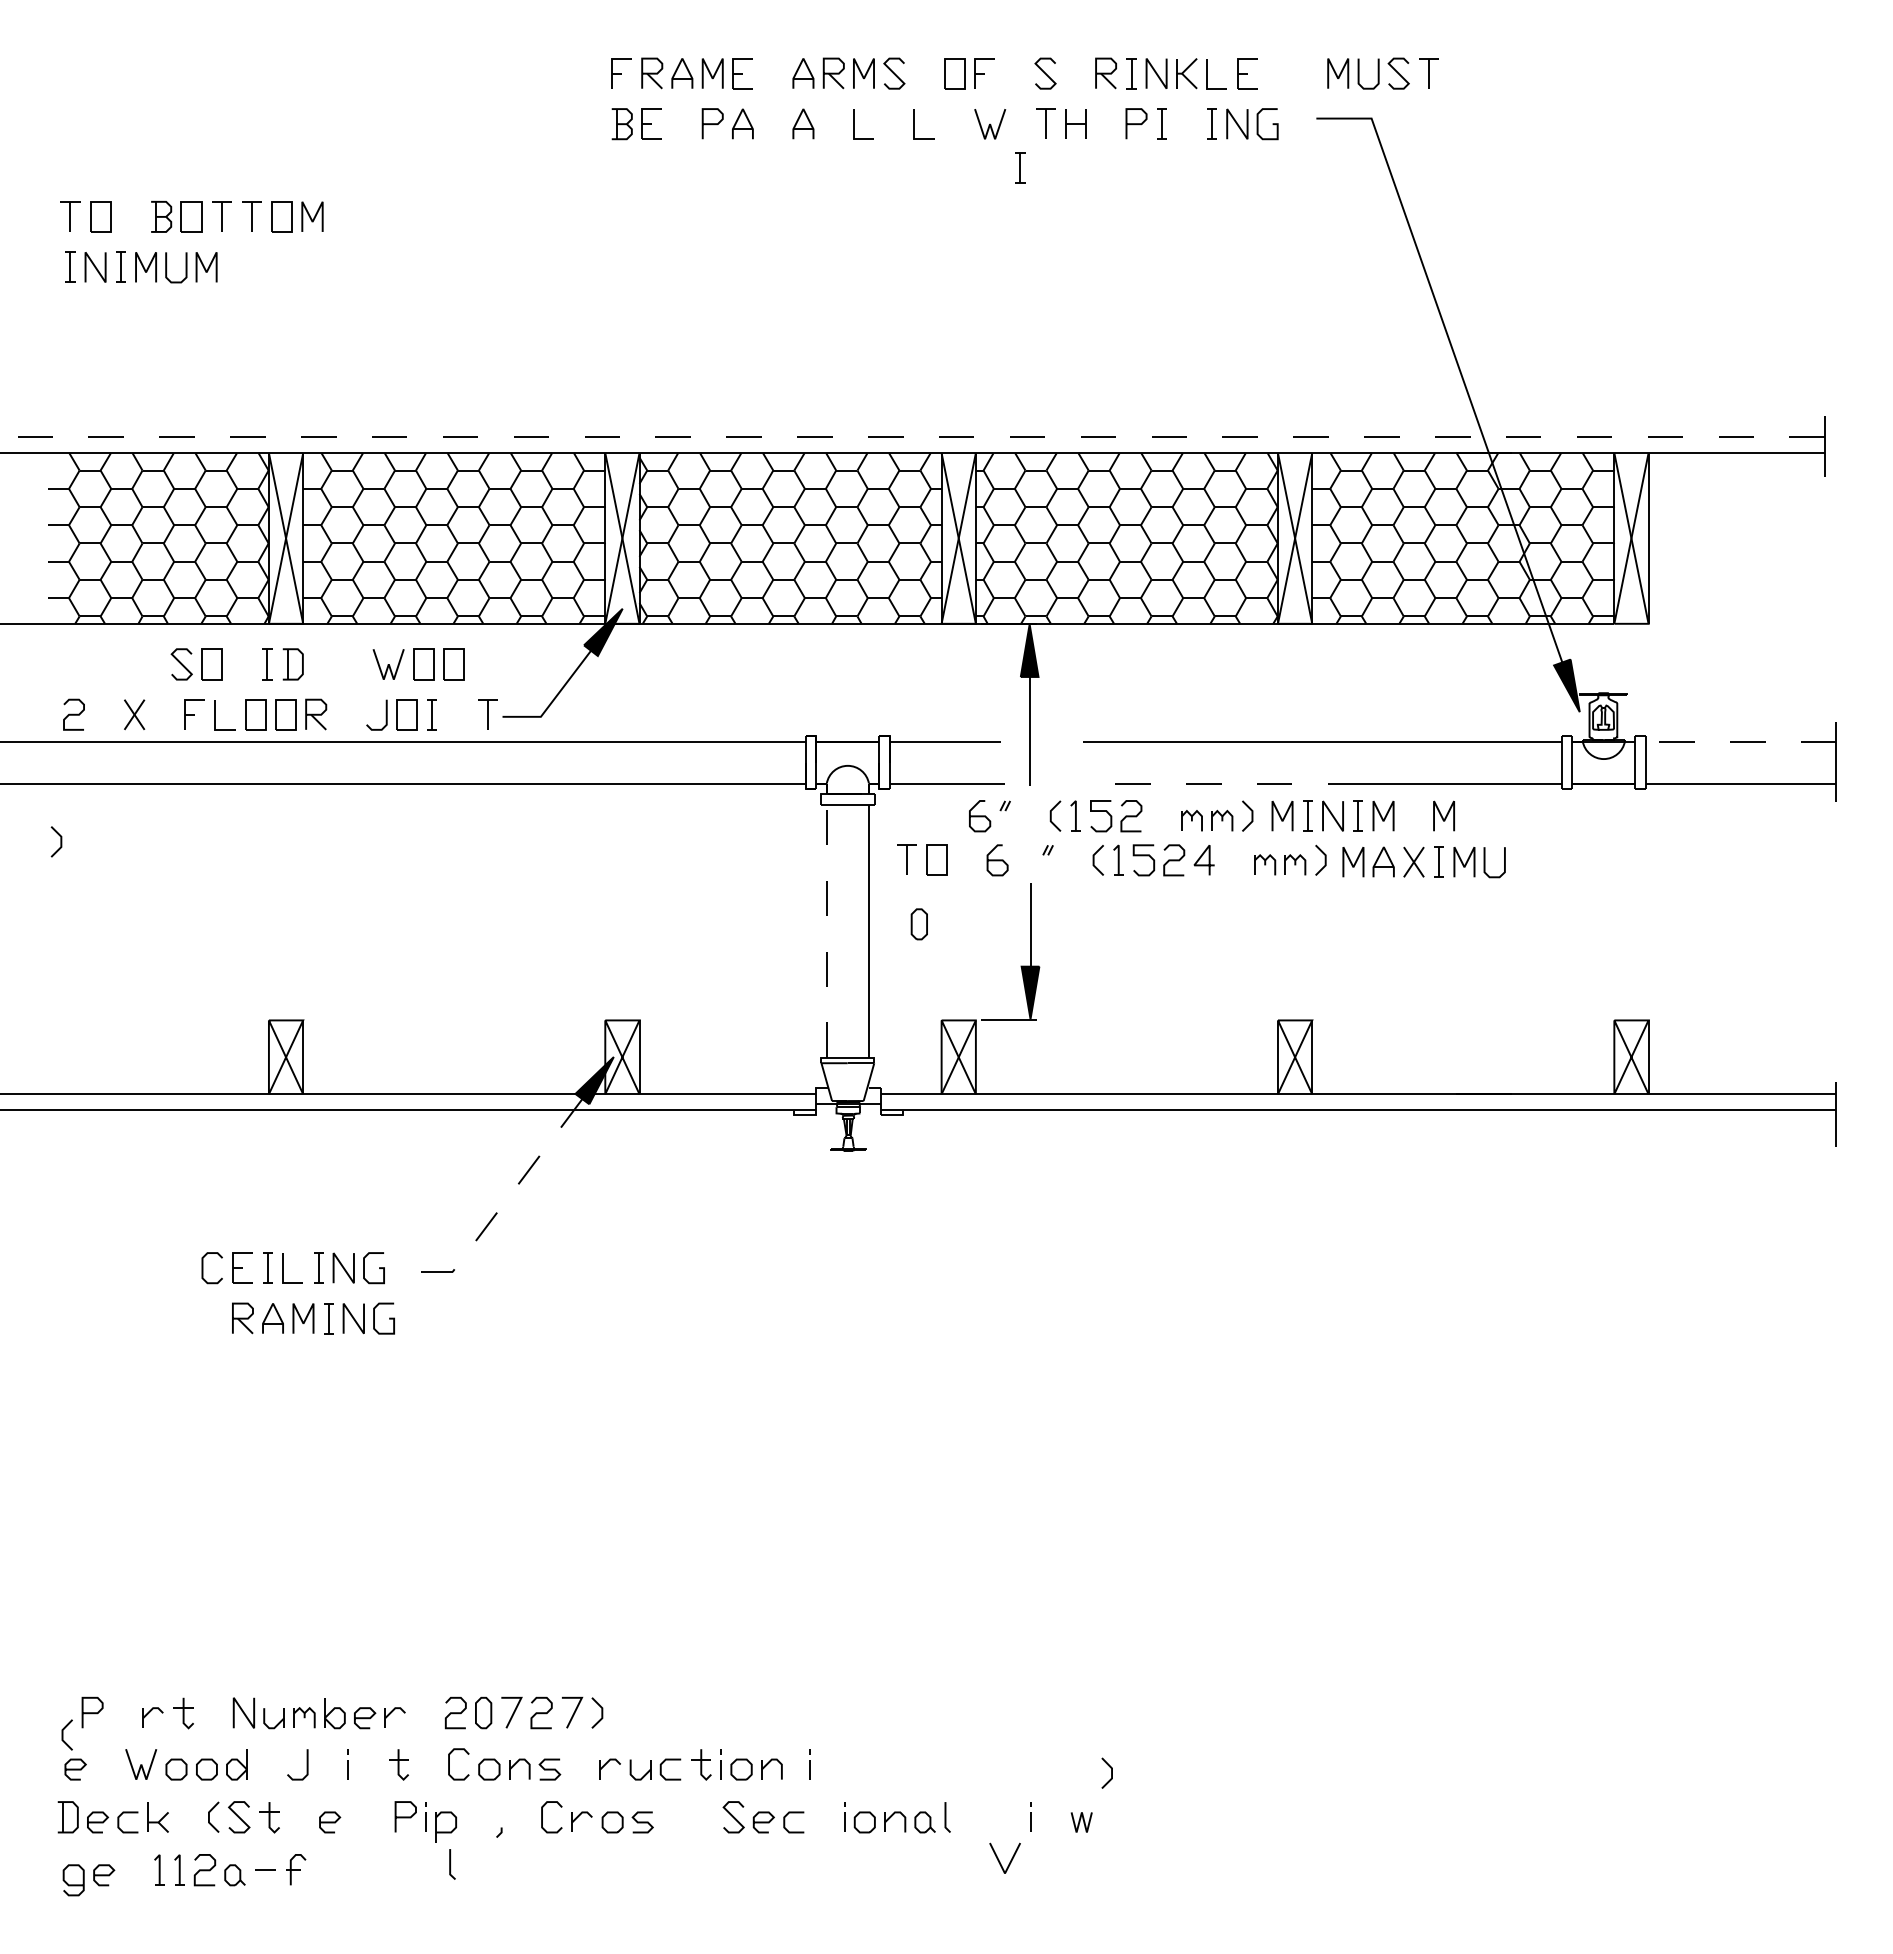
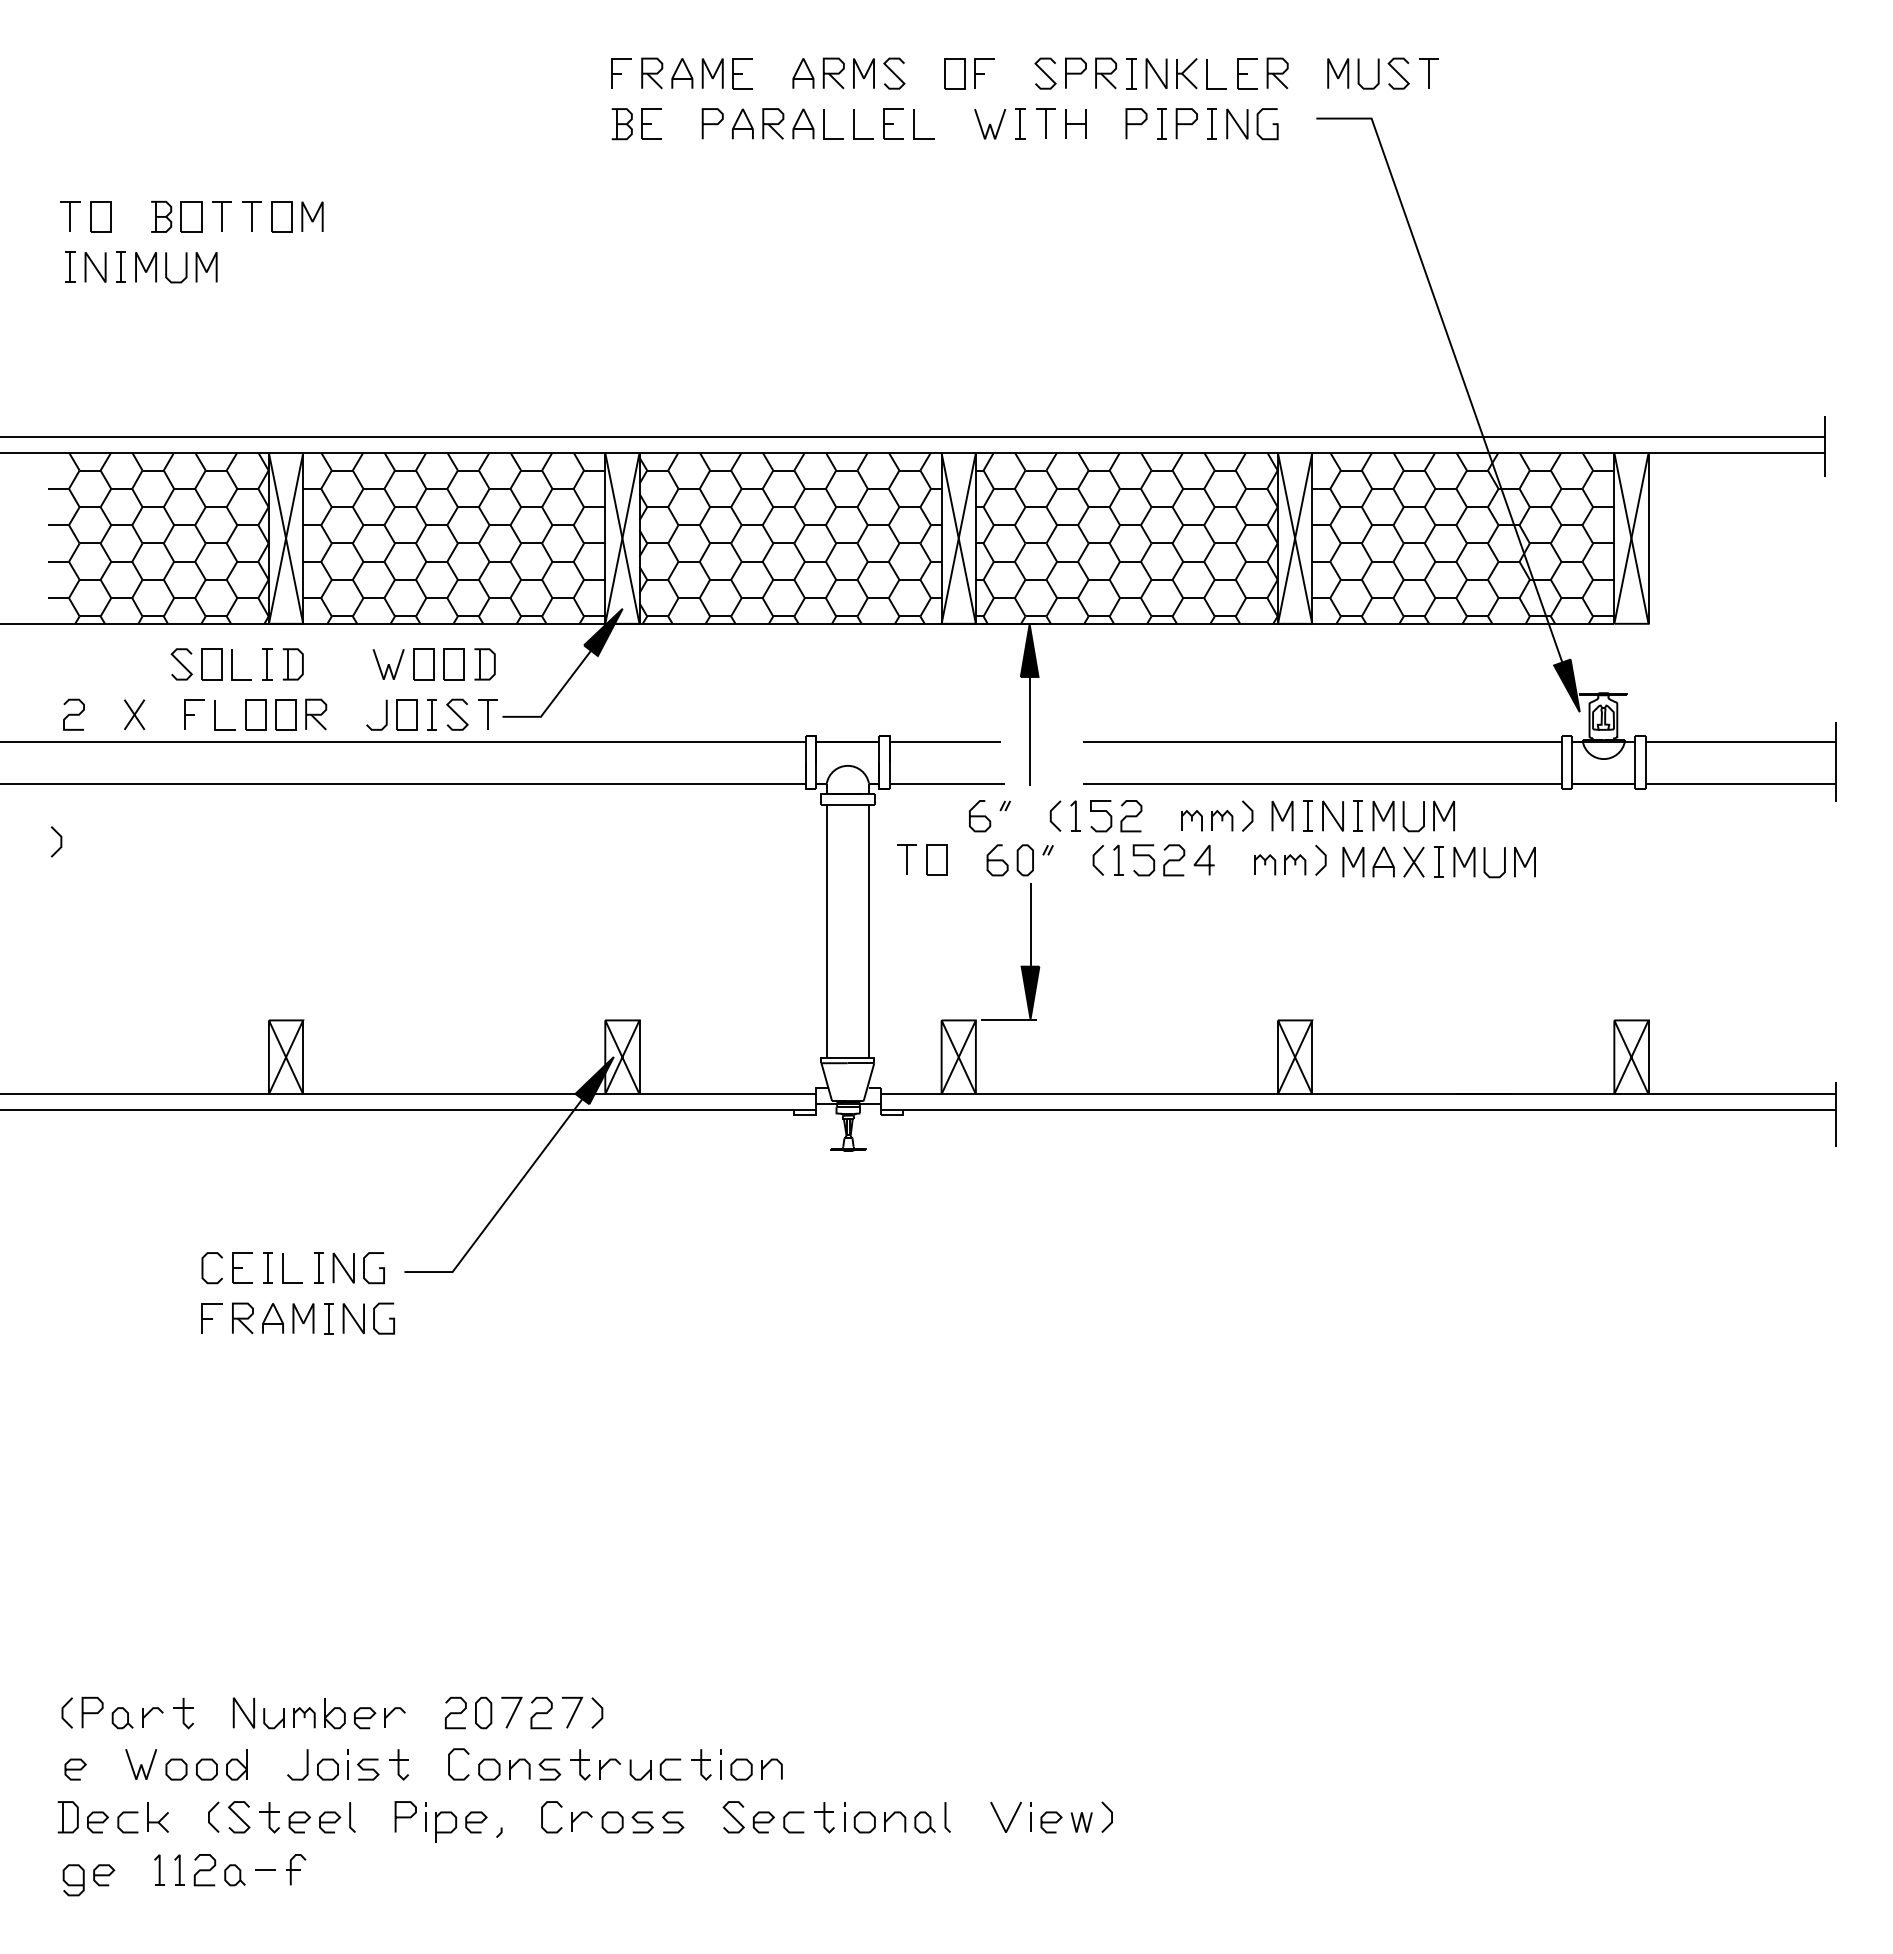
curve: none -> present (1075, 72)
part: none -> present (1277, 72)
part: none -> present (773, 123)
part: none -> present (893, 123)
curve: none -> present (1186, 123)
line: none -> present (824, 124)
part position: (1020, 167) -> (1020, 123) (1020, 123)
line: dashed -> solid (911, 437)
line: none -> present (232, 664)
part: none -> present (484, 664)
curve: none -> present (457, 714)
line: dashed -> solid (1740, 741)
line: dashed -> solid (1222, 783)
curve: none -> present (1404, 816)
line: none -> present (1523, 861)
part position: (918, 924) -> (1024, 860) (1024, 860)
line: dashed -> solid (826, 931)
line: dashed -> solid (502, 1205)
part: none -> present (211, 1318)
part: none -> present (122, 1718)
line position: (63, 1734) -> (63, 1712) (63, 1712)
part: none -> present (580, 1764)
line: present -> none (809, 1764)
part: none -> present (327, 1769)
curve: none -> present (368, 1769)
line position: (1111, 1772) -> (1111, 1816) (1111, 1816)
part: none -> present (824, 1817)
curve: none -> present (299, 1822)
curve: none -> present (476, 1822)
curve: none -> present (673, 1822)
curve: none -> present (1051, 1822)
line position: (999, 1859) -> (1000, 1818) (1000, 1818)
line position: (450, 1864) -> (350, 1817) (350, 1817)
